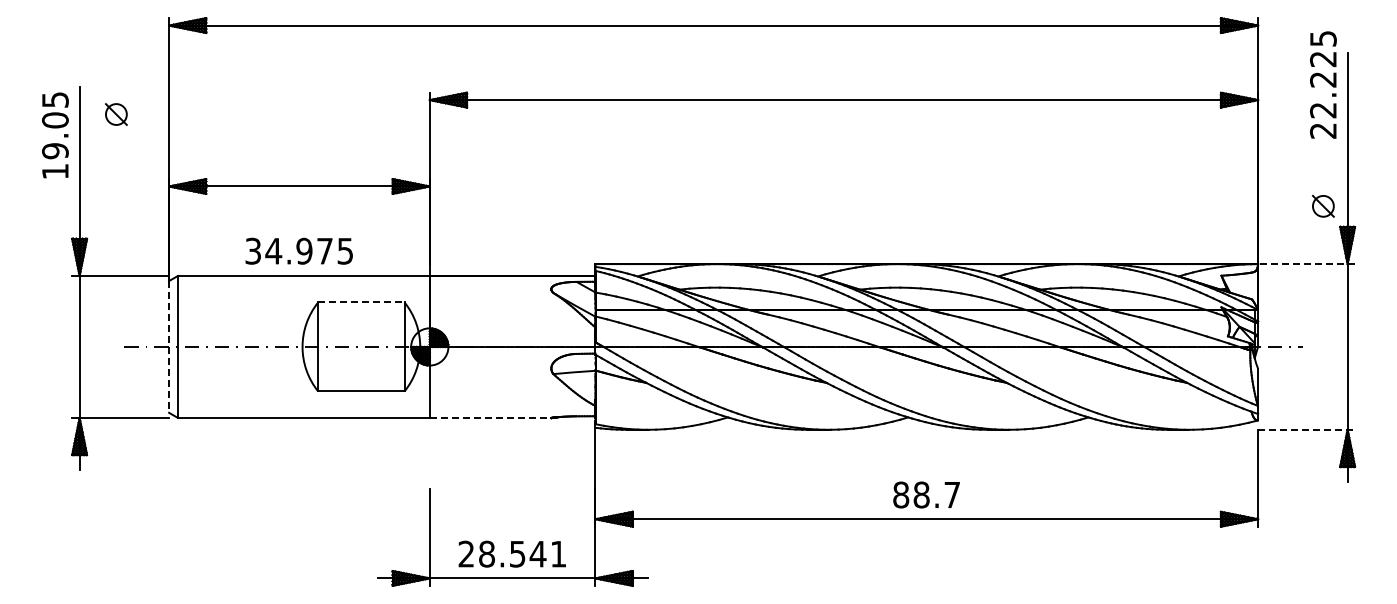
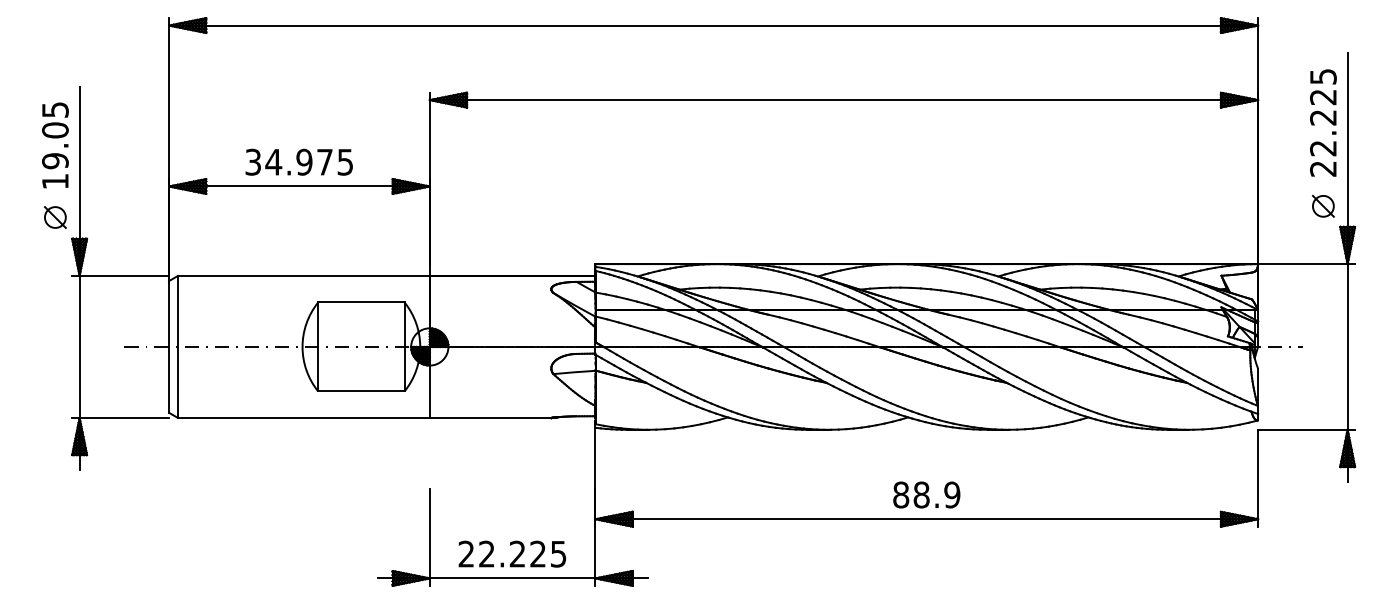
text position: (1323, 84) -> (1323, 122) (1323, 122)
part position: (116, 114) -> (55, 217) (55, 217)
text position: (55, 135) -> (55, 145) (55, 145)
text position: (298, 250) -> (298, 161) (298, 161)
line: dashed -> solid (1306, 264)
line: dashed -> solid (361, 302)
line: dashed -> solid (169, 346)
line: dashed -> solid (490, 417)
line: dashed -> solid (1307, 429)
text: 88.7 -> 88.9 (952, 494)
text: 28.541 -> 22.225 (522, 553)
